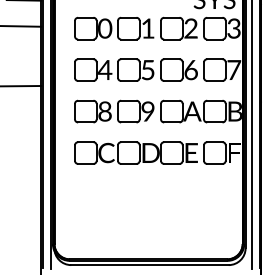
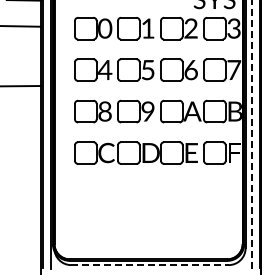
line: solid -> dashed (252, 134)
line: solid -> dashed (149, 265)
